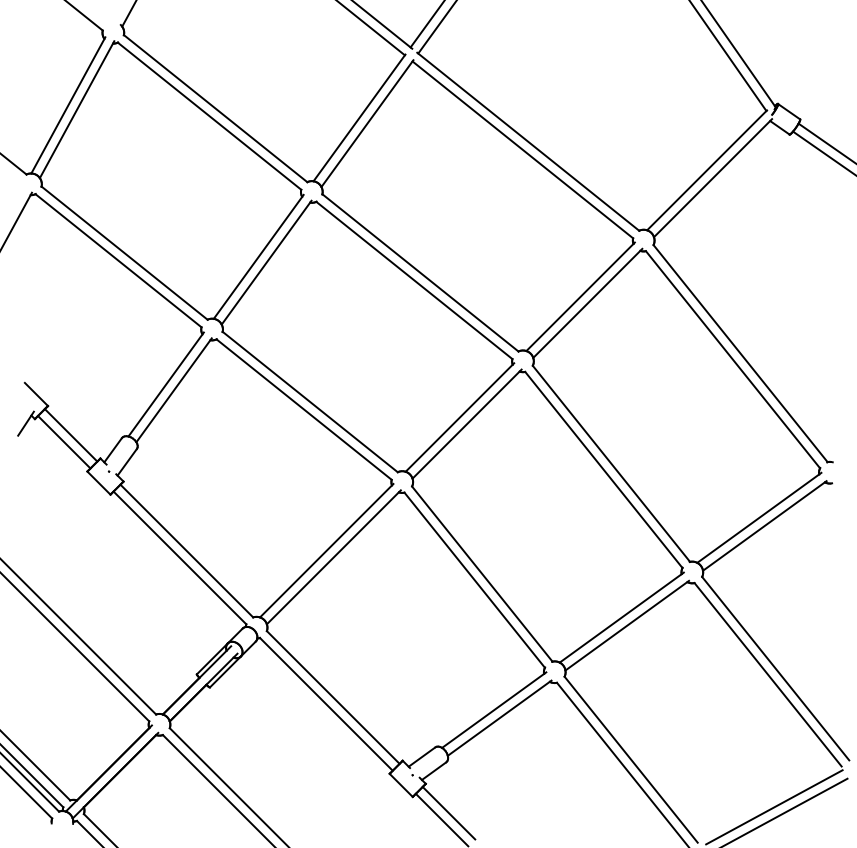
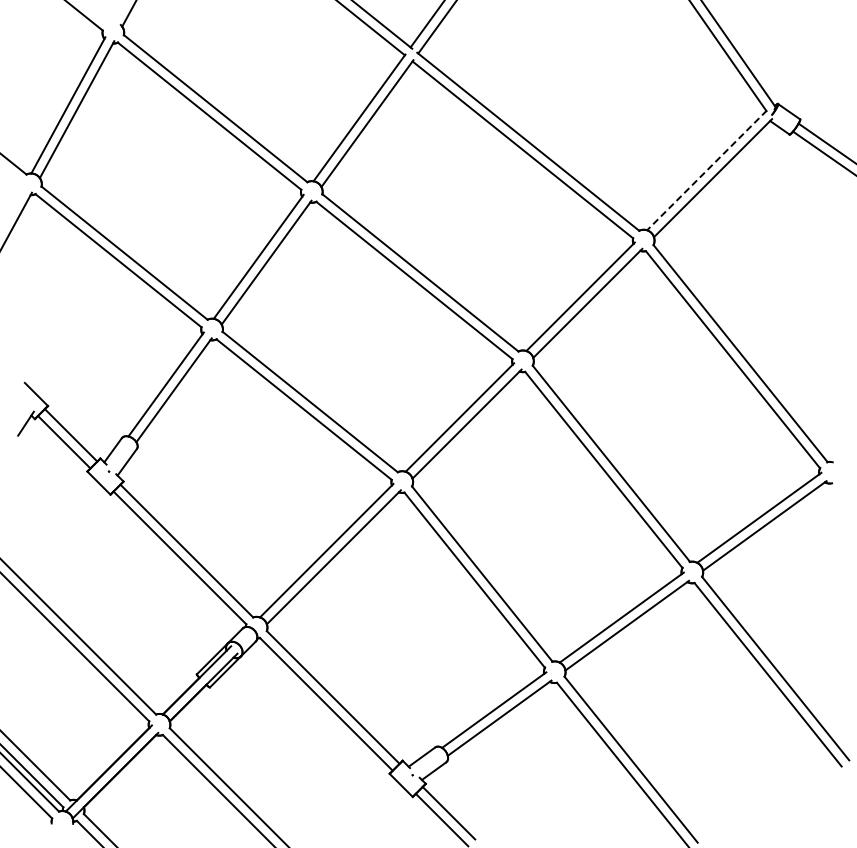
line: solid -> dashed (707, 170)
line: present -> none (774, 807)
line: present -> none (786, 811)
